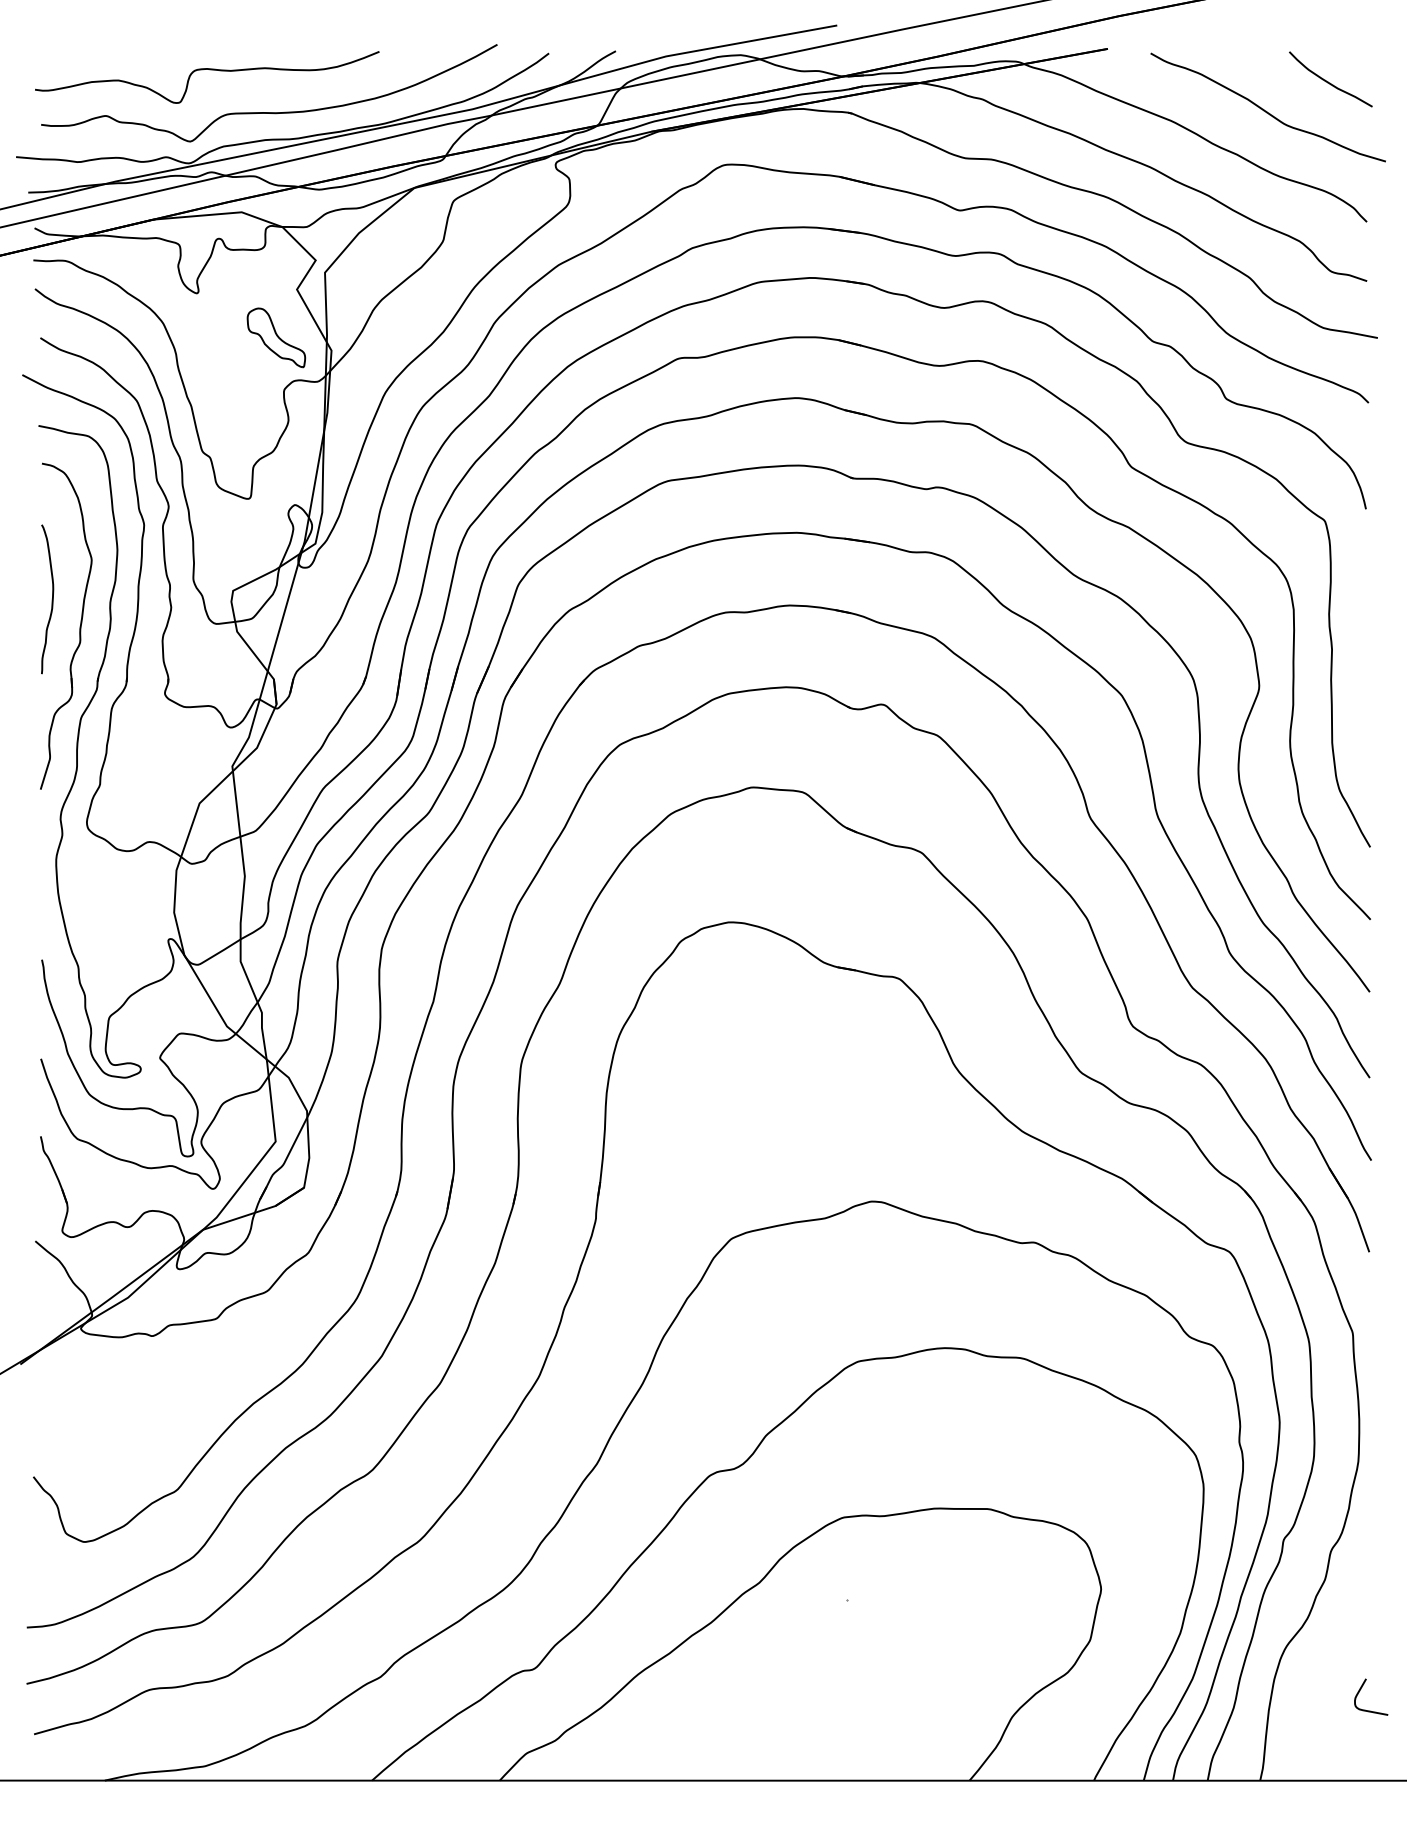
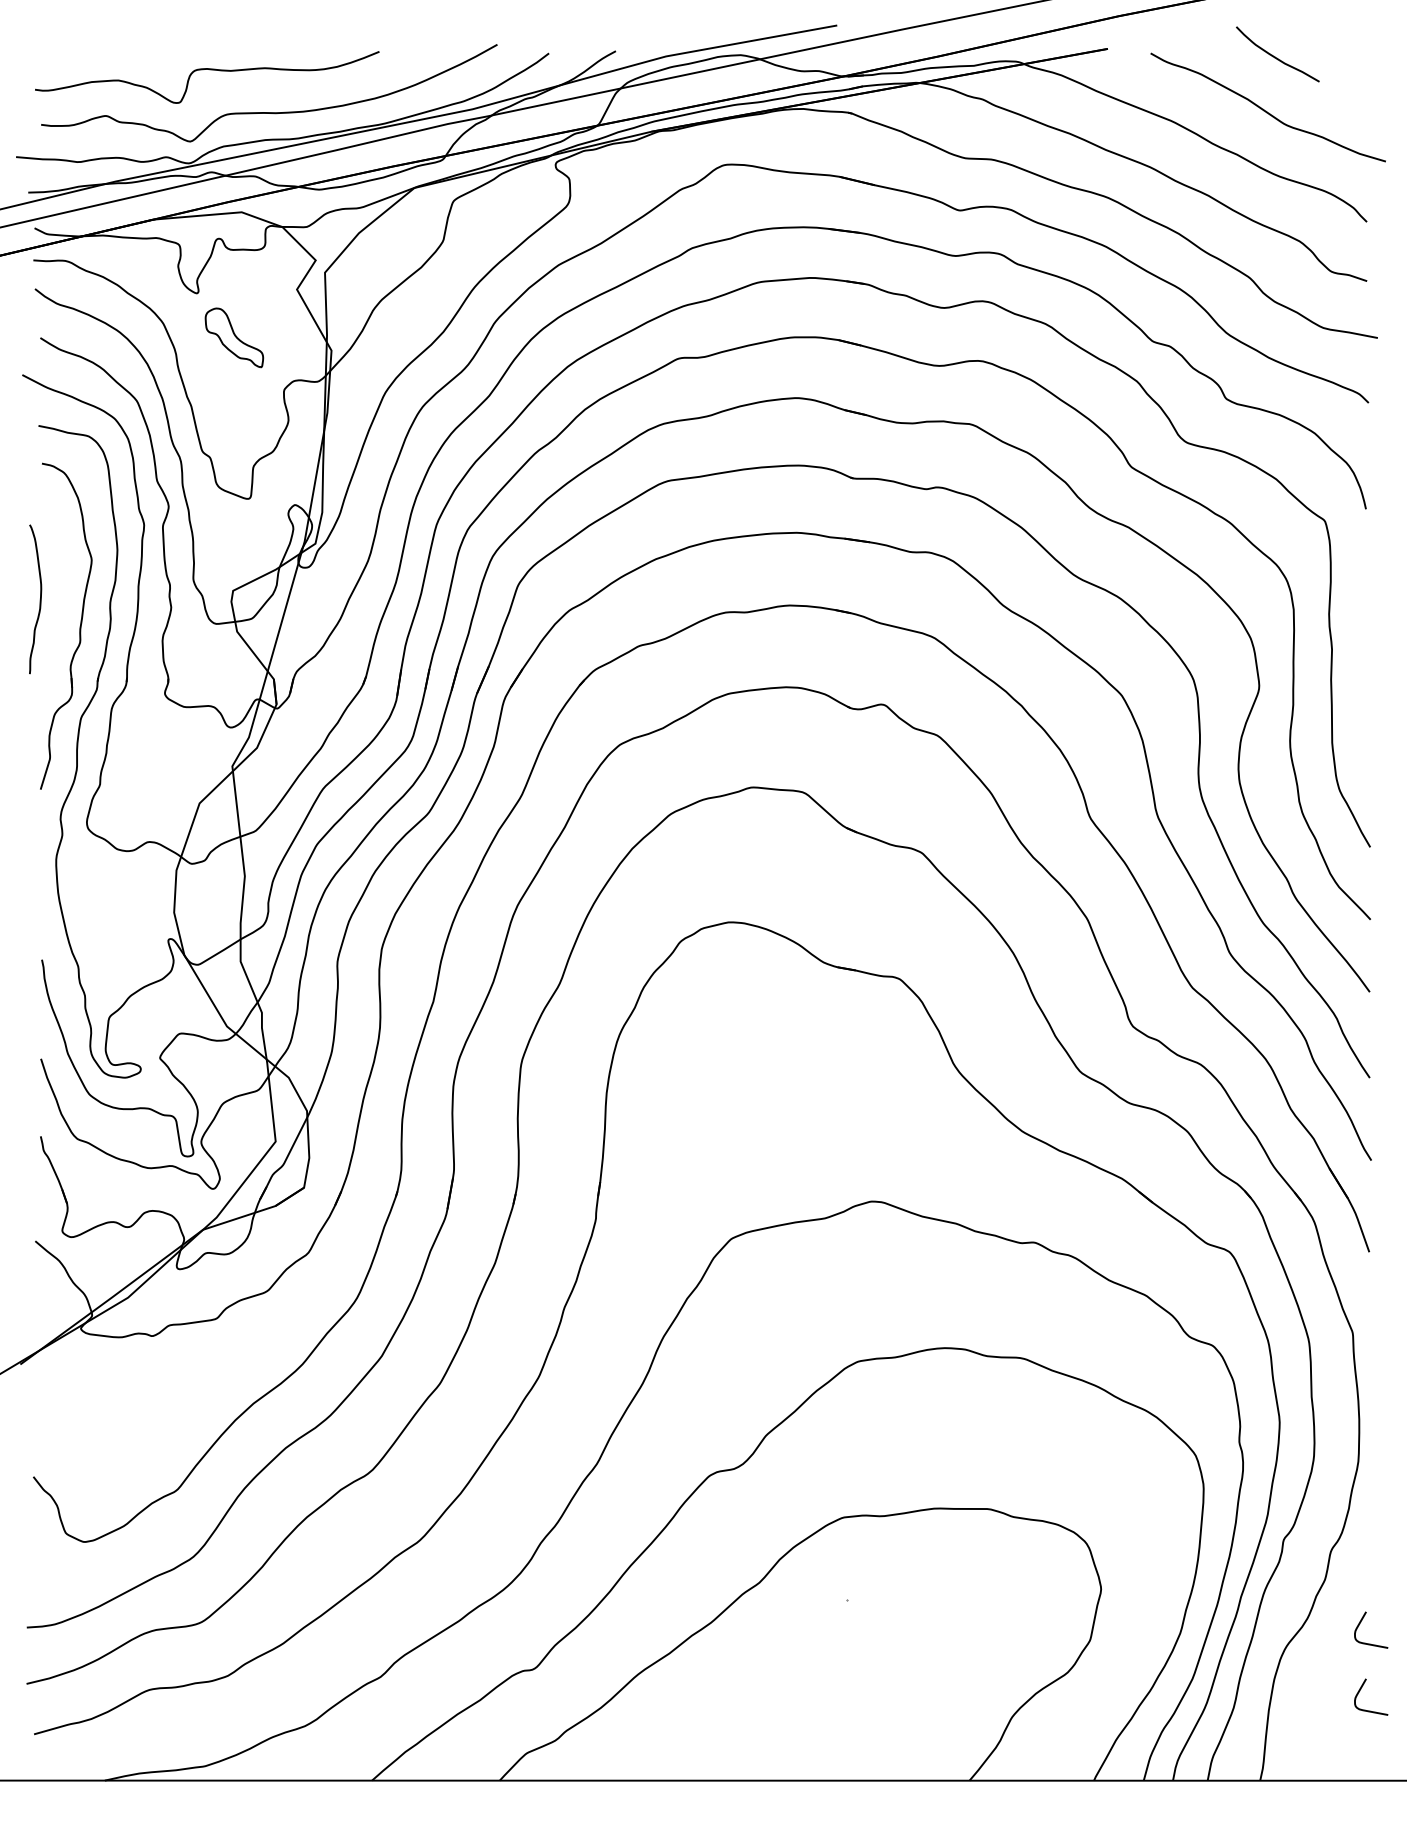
curve position: (1328, 81) -> (1275, 56) (1275, 56)
part position: (276, 337) -> (234, 337) (234, 337)
curve position: (51, 599) -> (39, 599) (39, 599)
curve: none -> present (1360, 1624)
